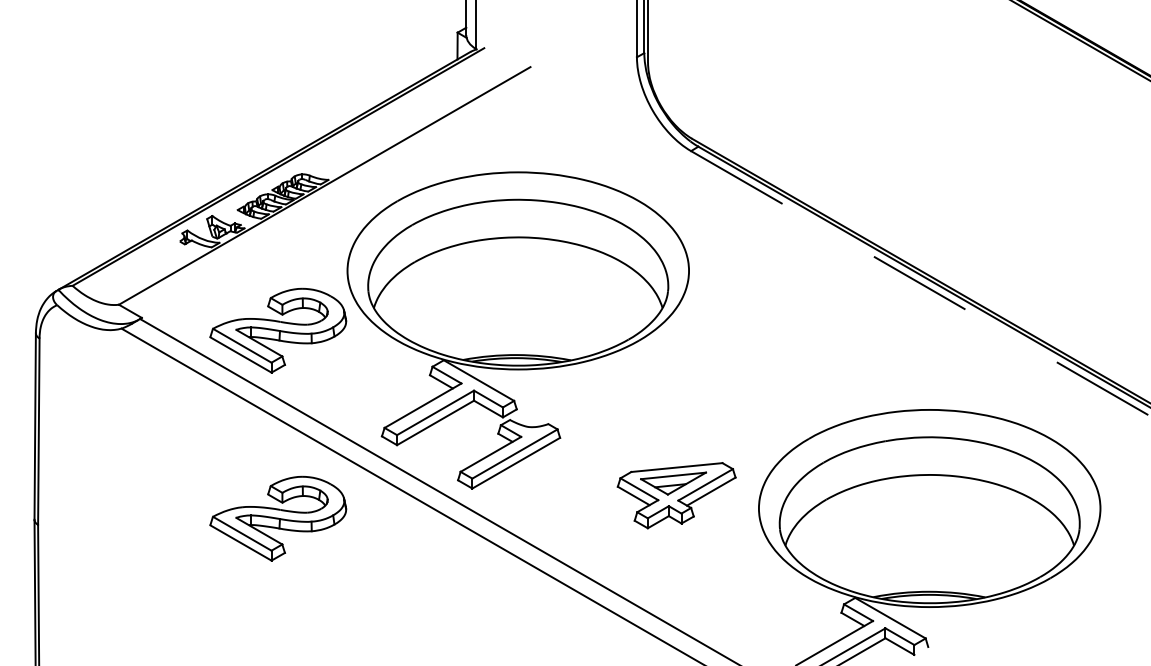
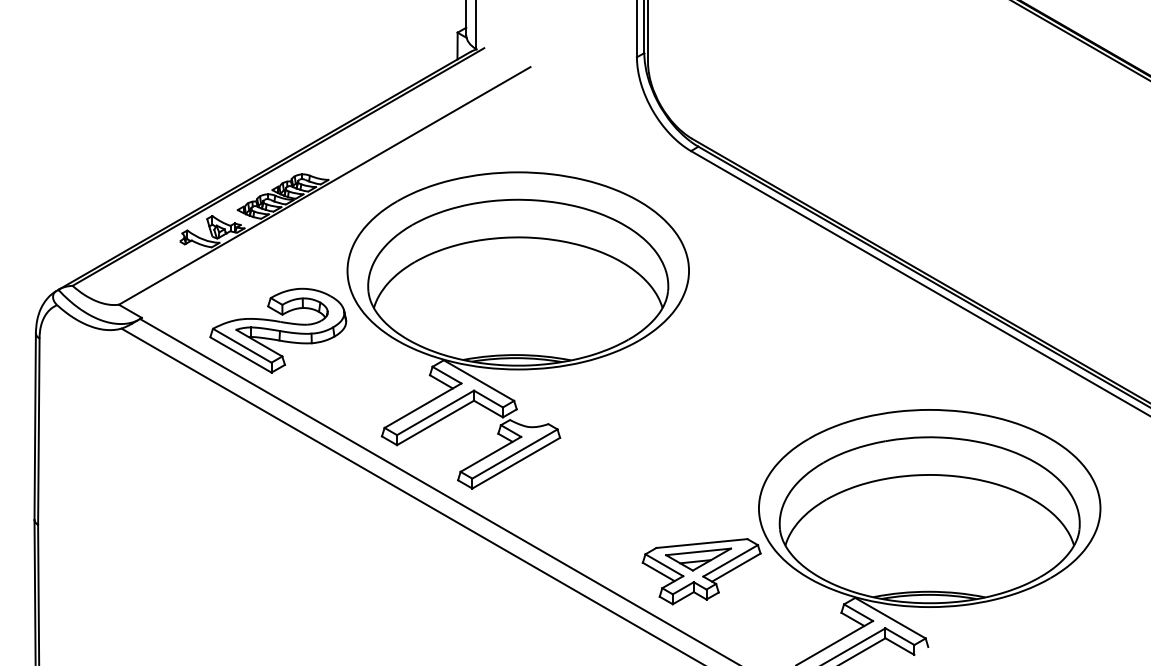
line: dashed -> solid (921, 284)
part position: (676, 495) -> (701, 571) (701, 571)
part: present -> none (278, 518)
